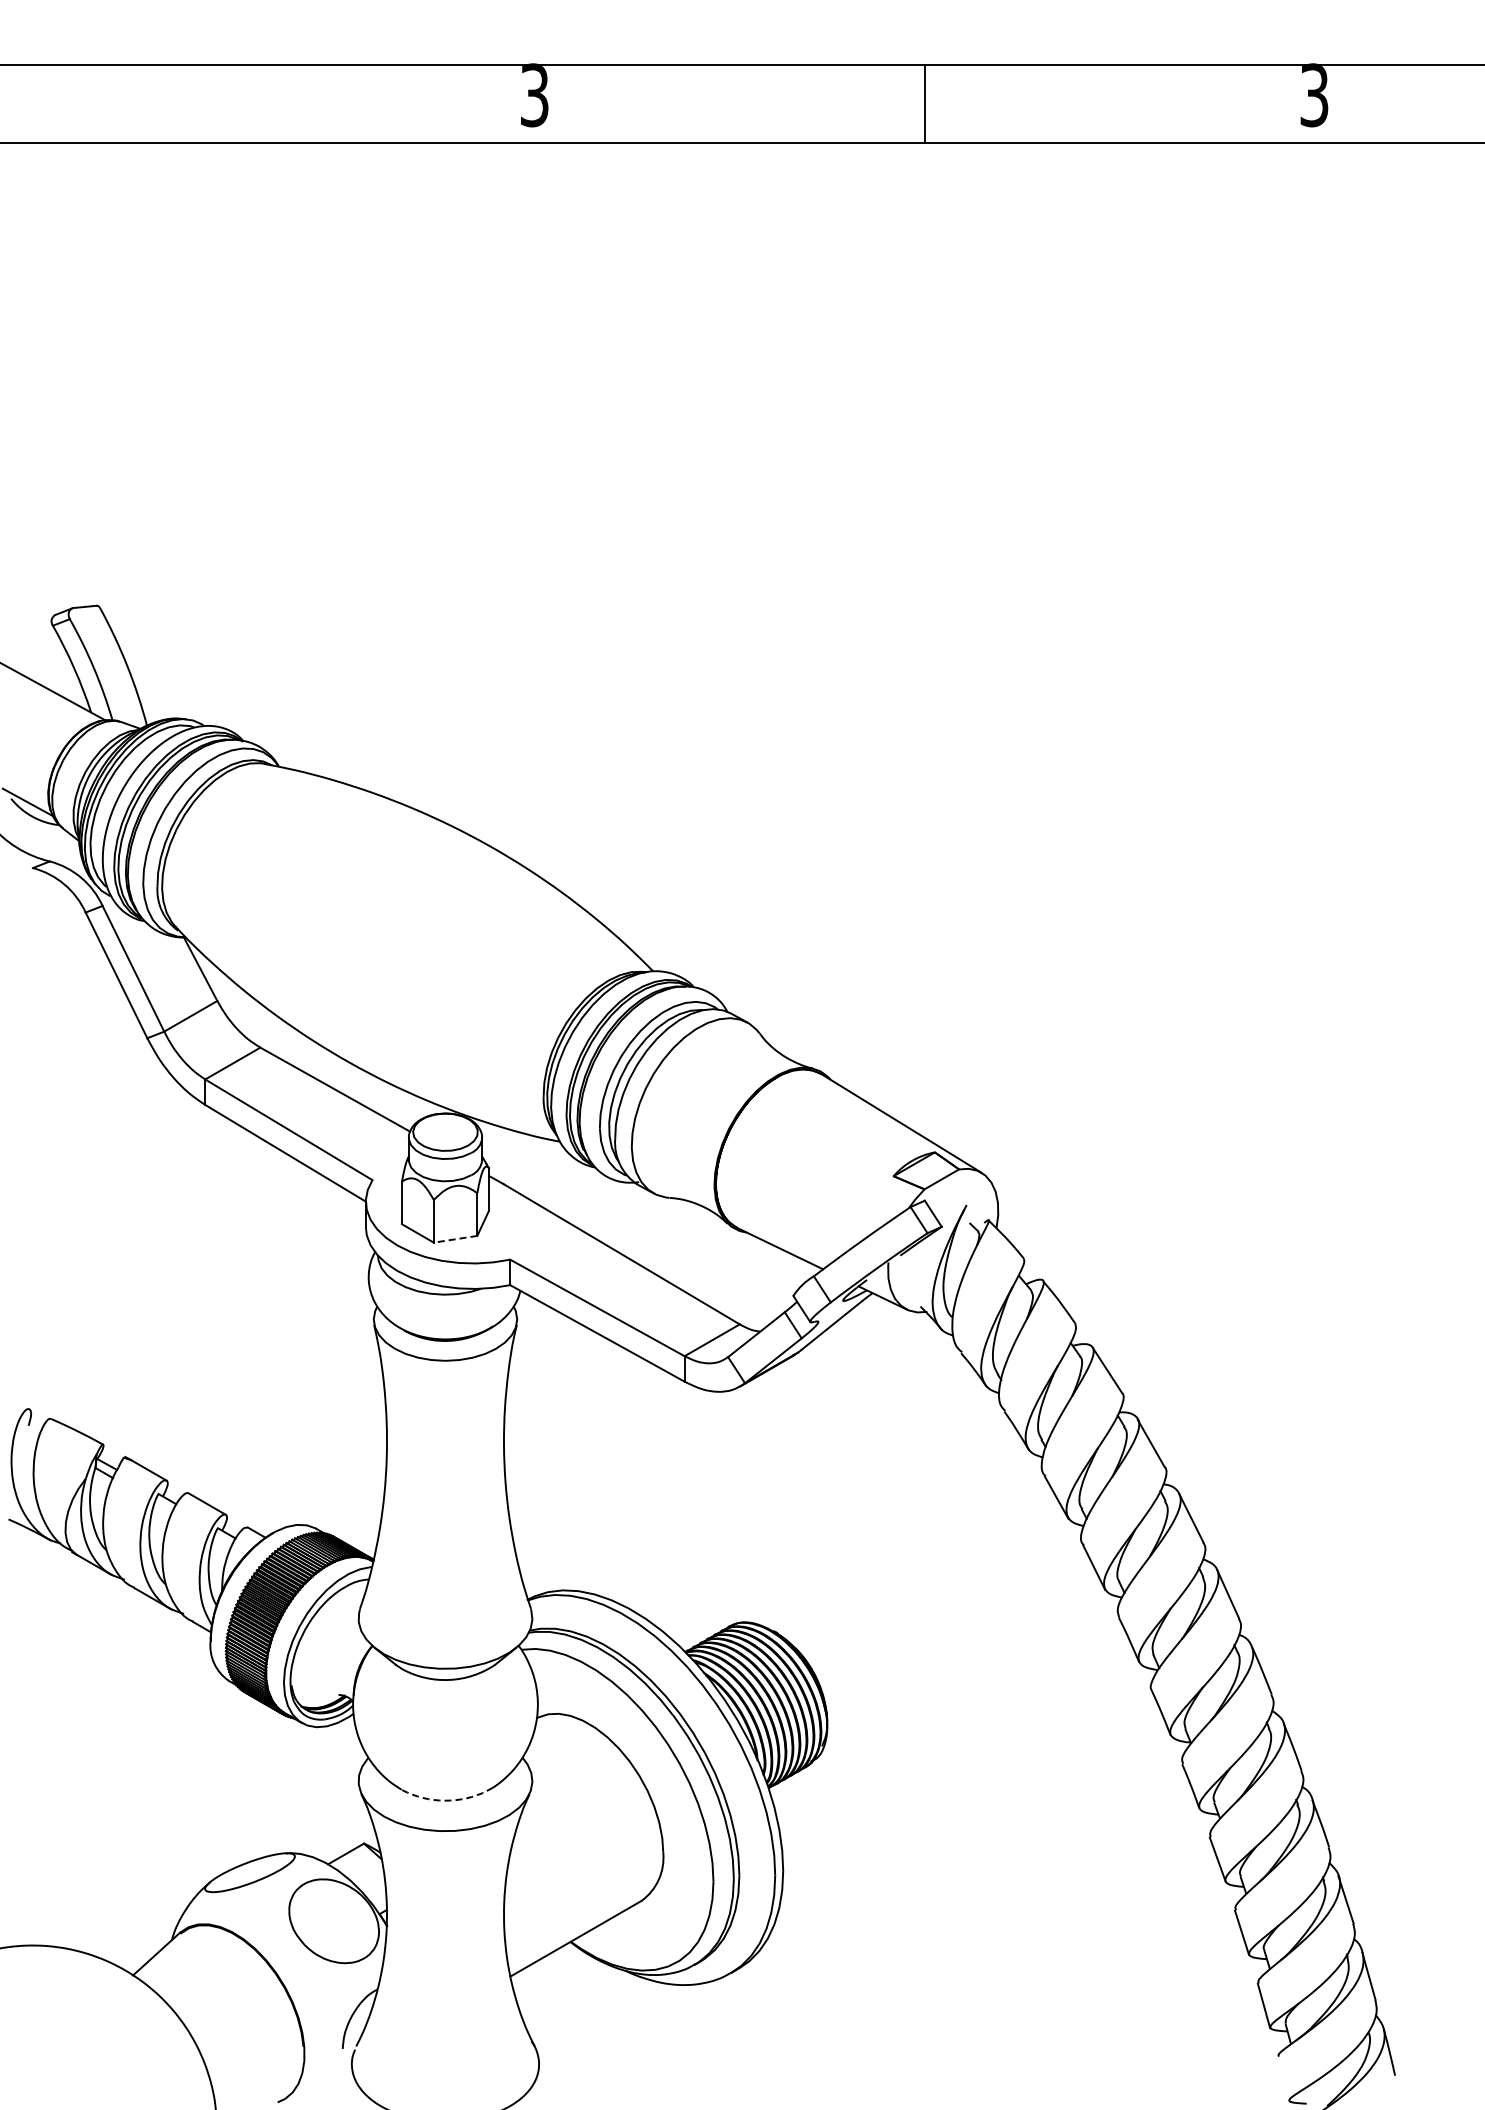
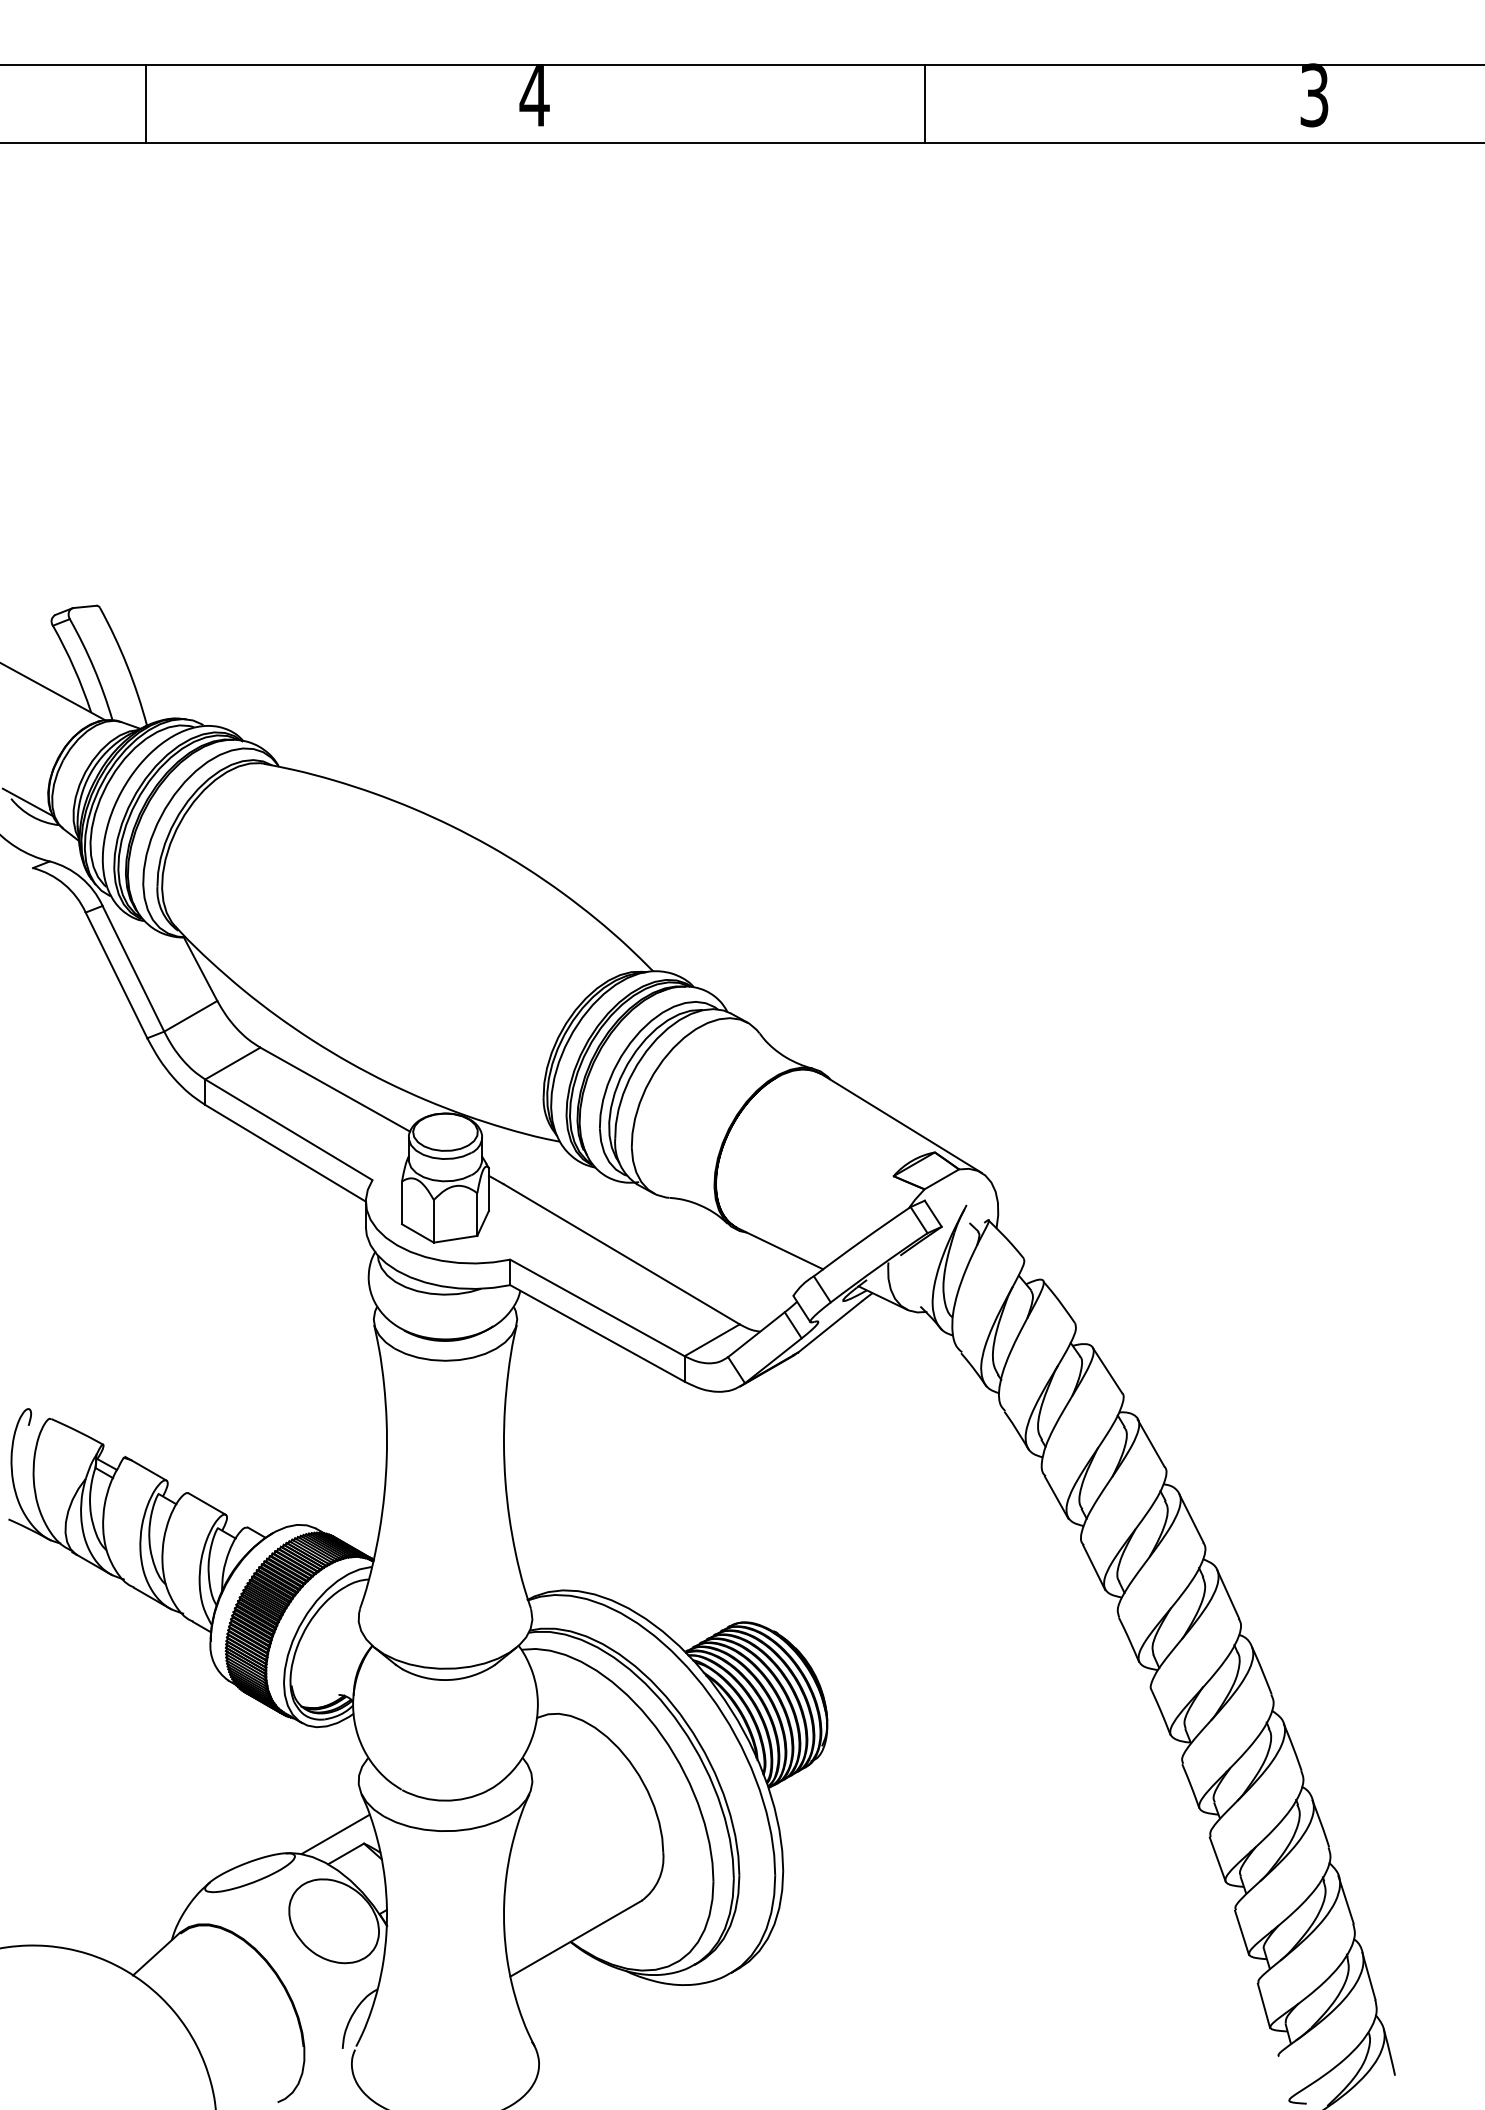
text: 3 -> 4 (534, 95)
line: none -> present (145, 104)
line: dashed -> solid (455, 1239)
arc: dashed -> solid (444, 1800)
line: none -> present (335, 1834)
